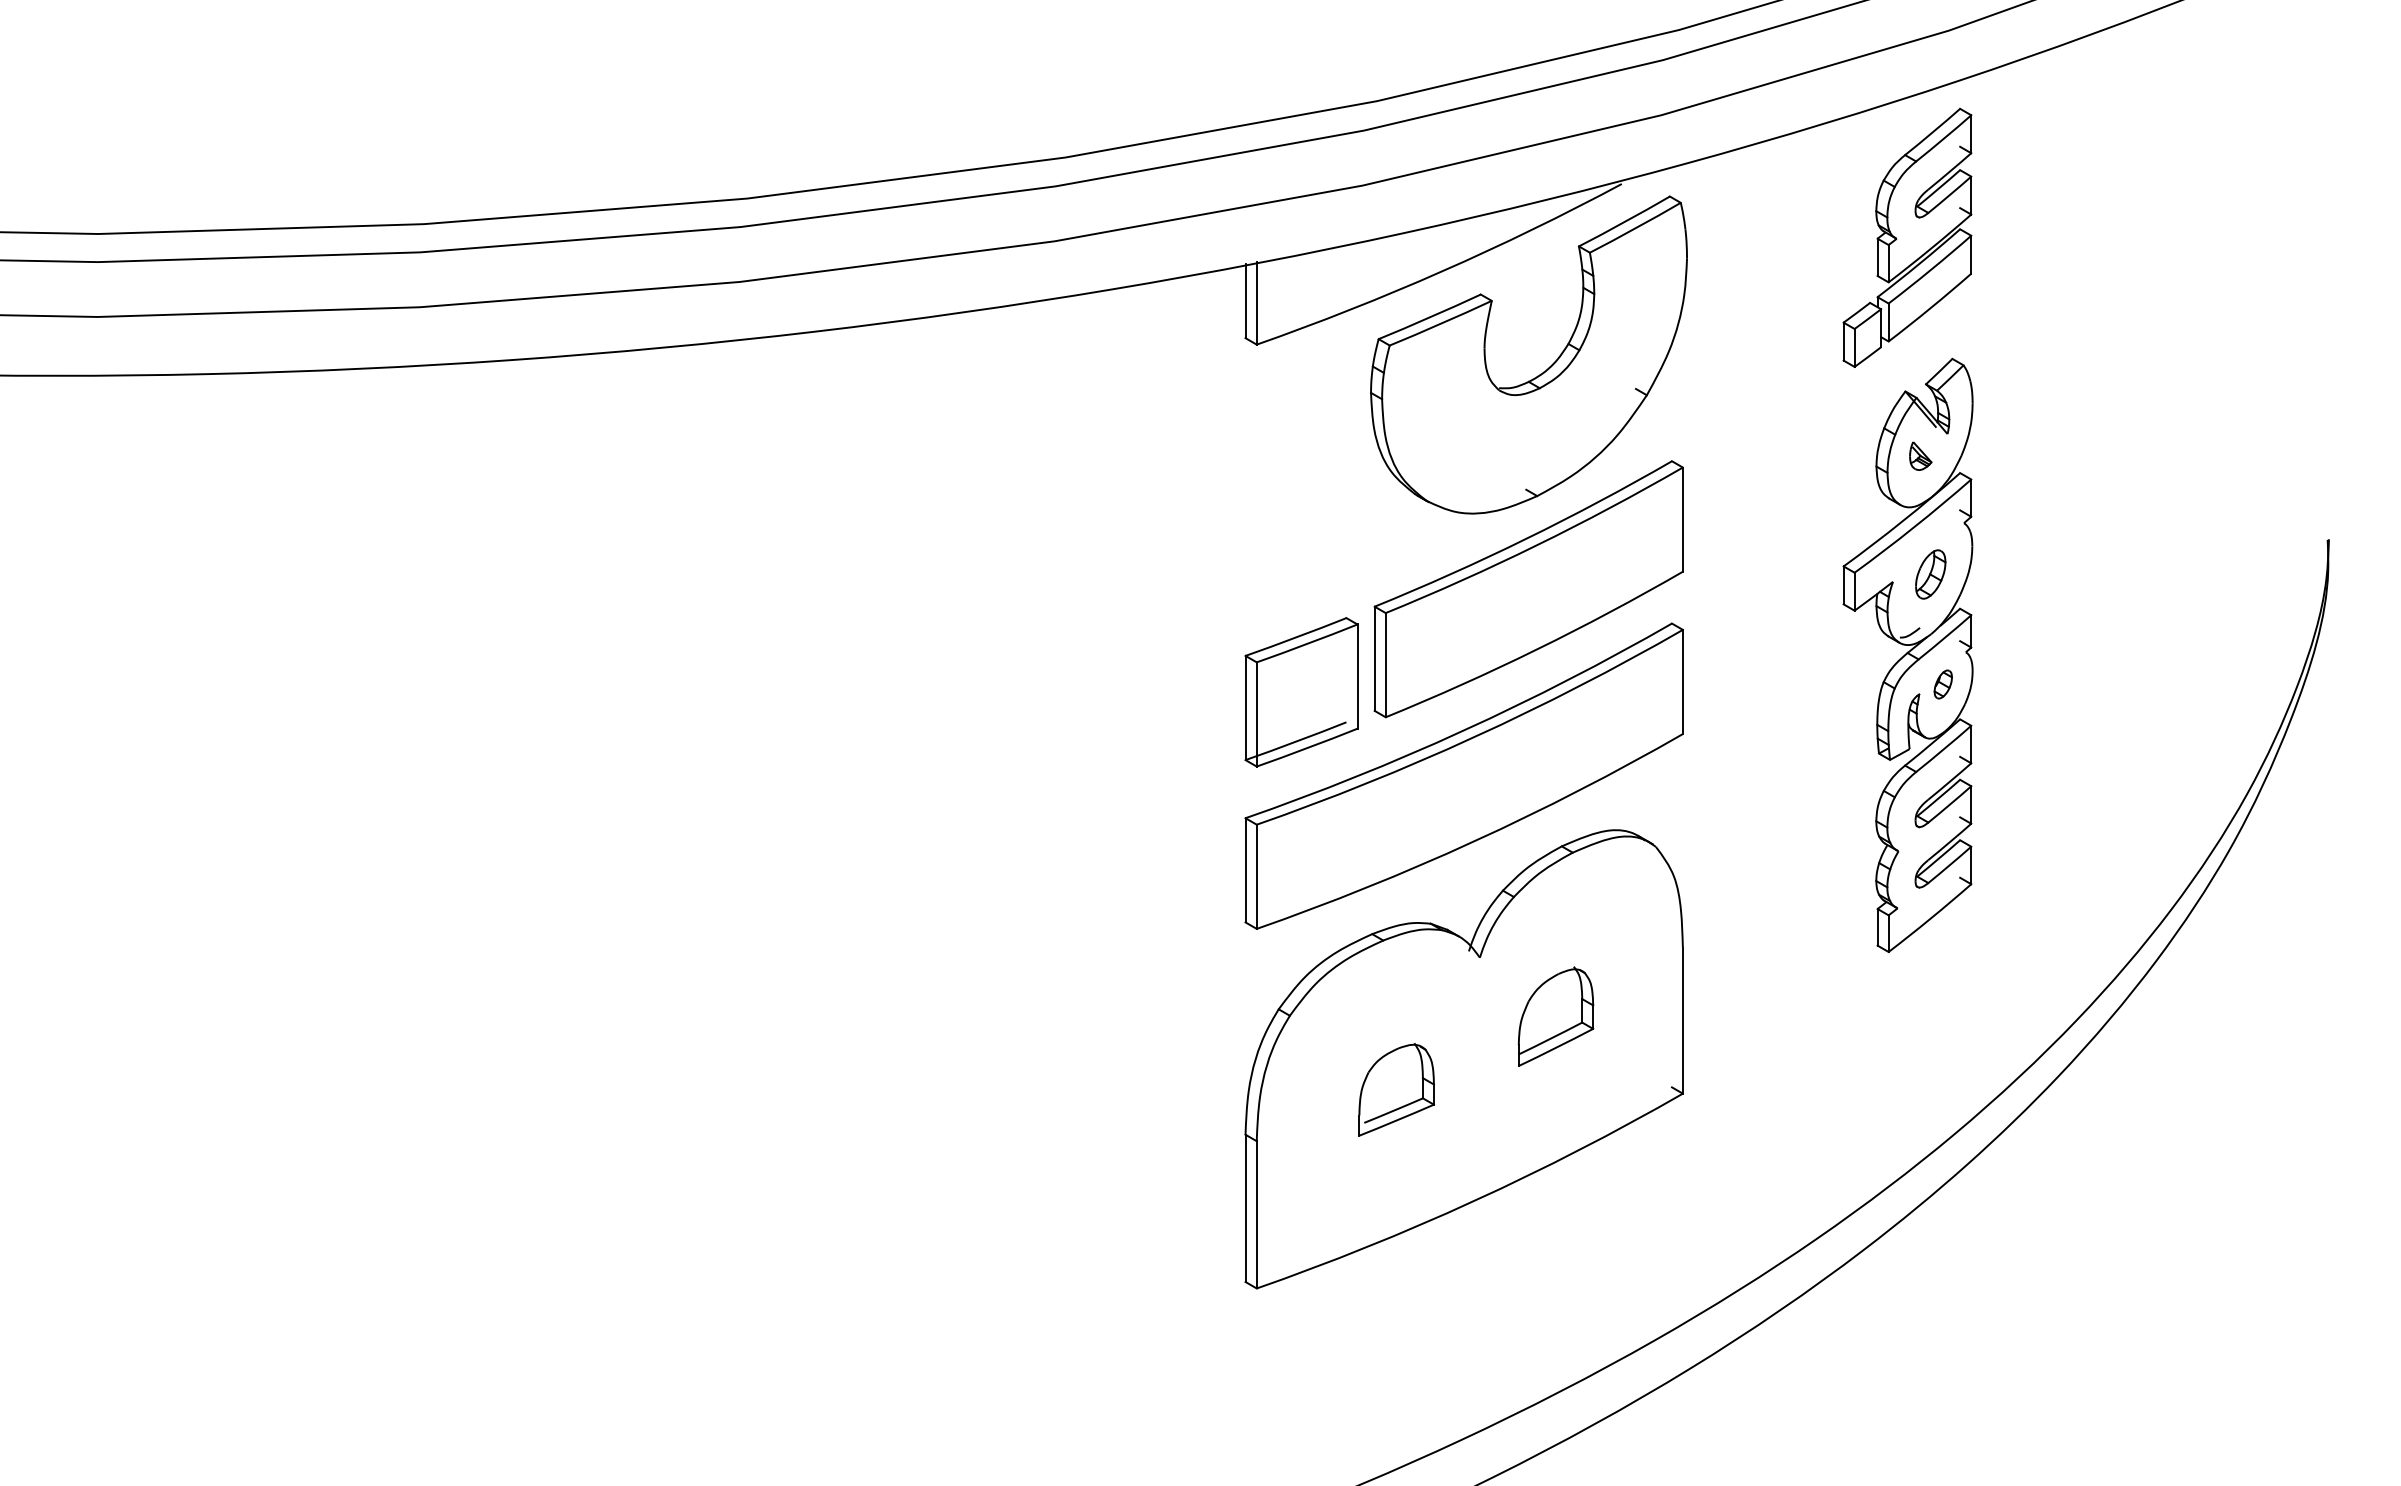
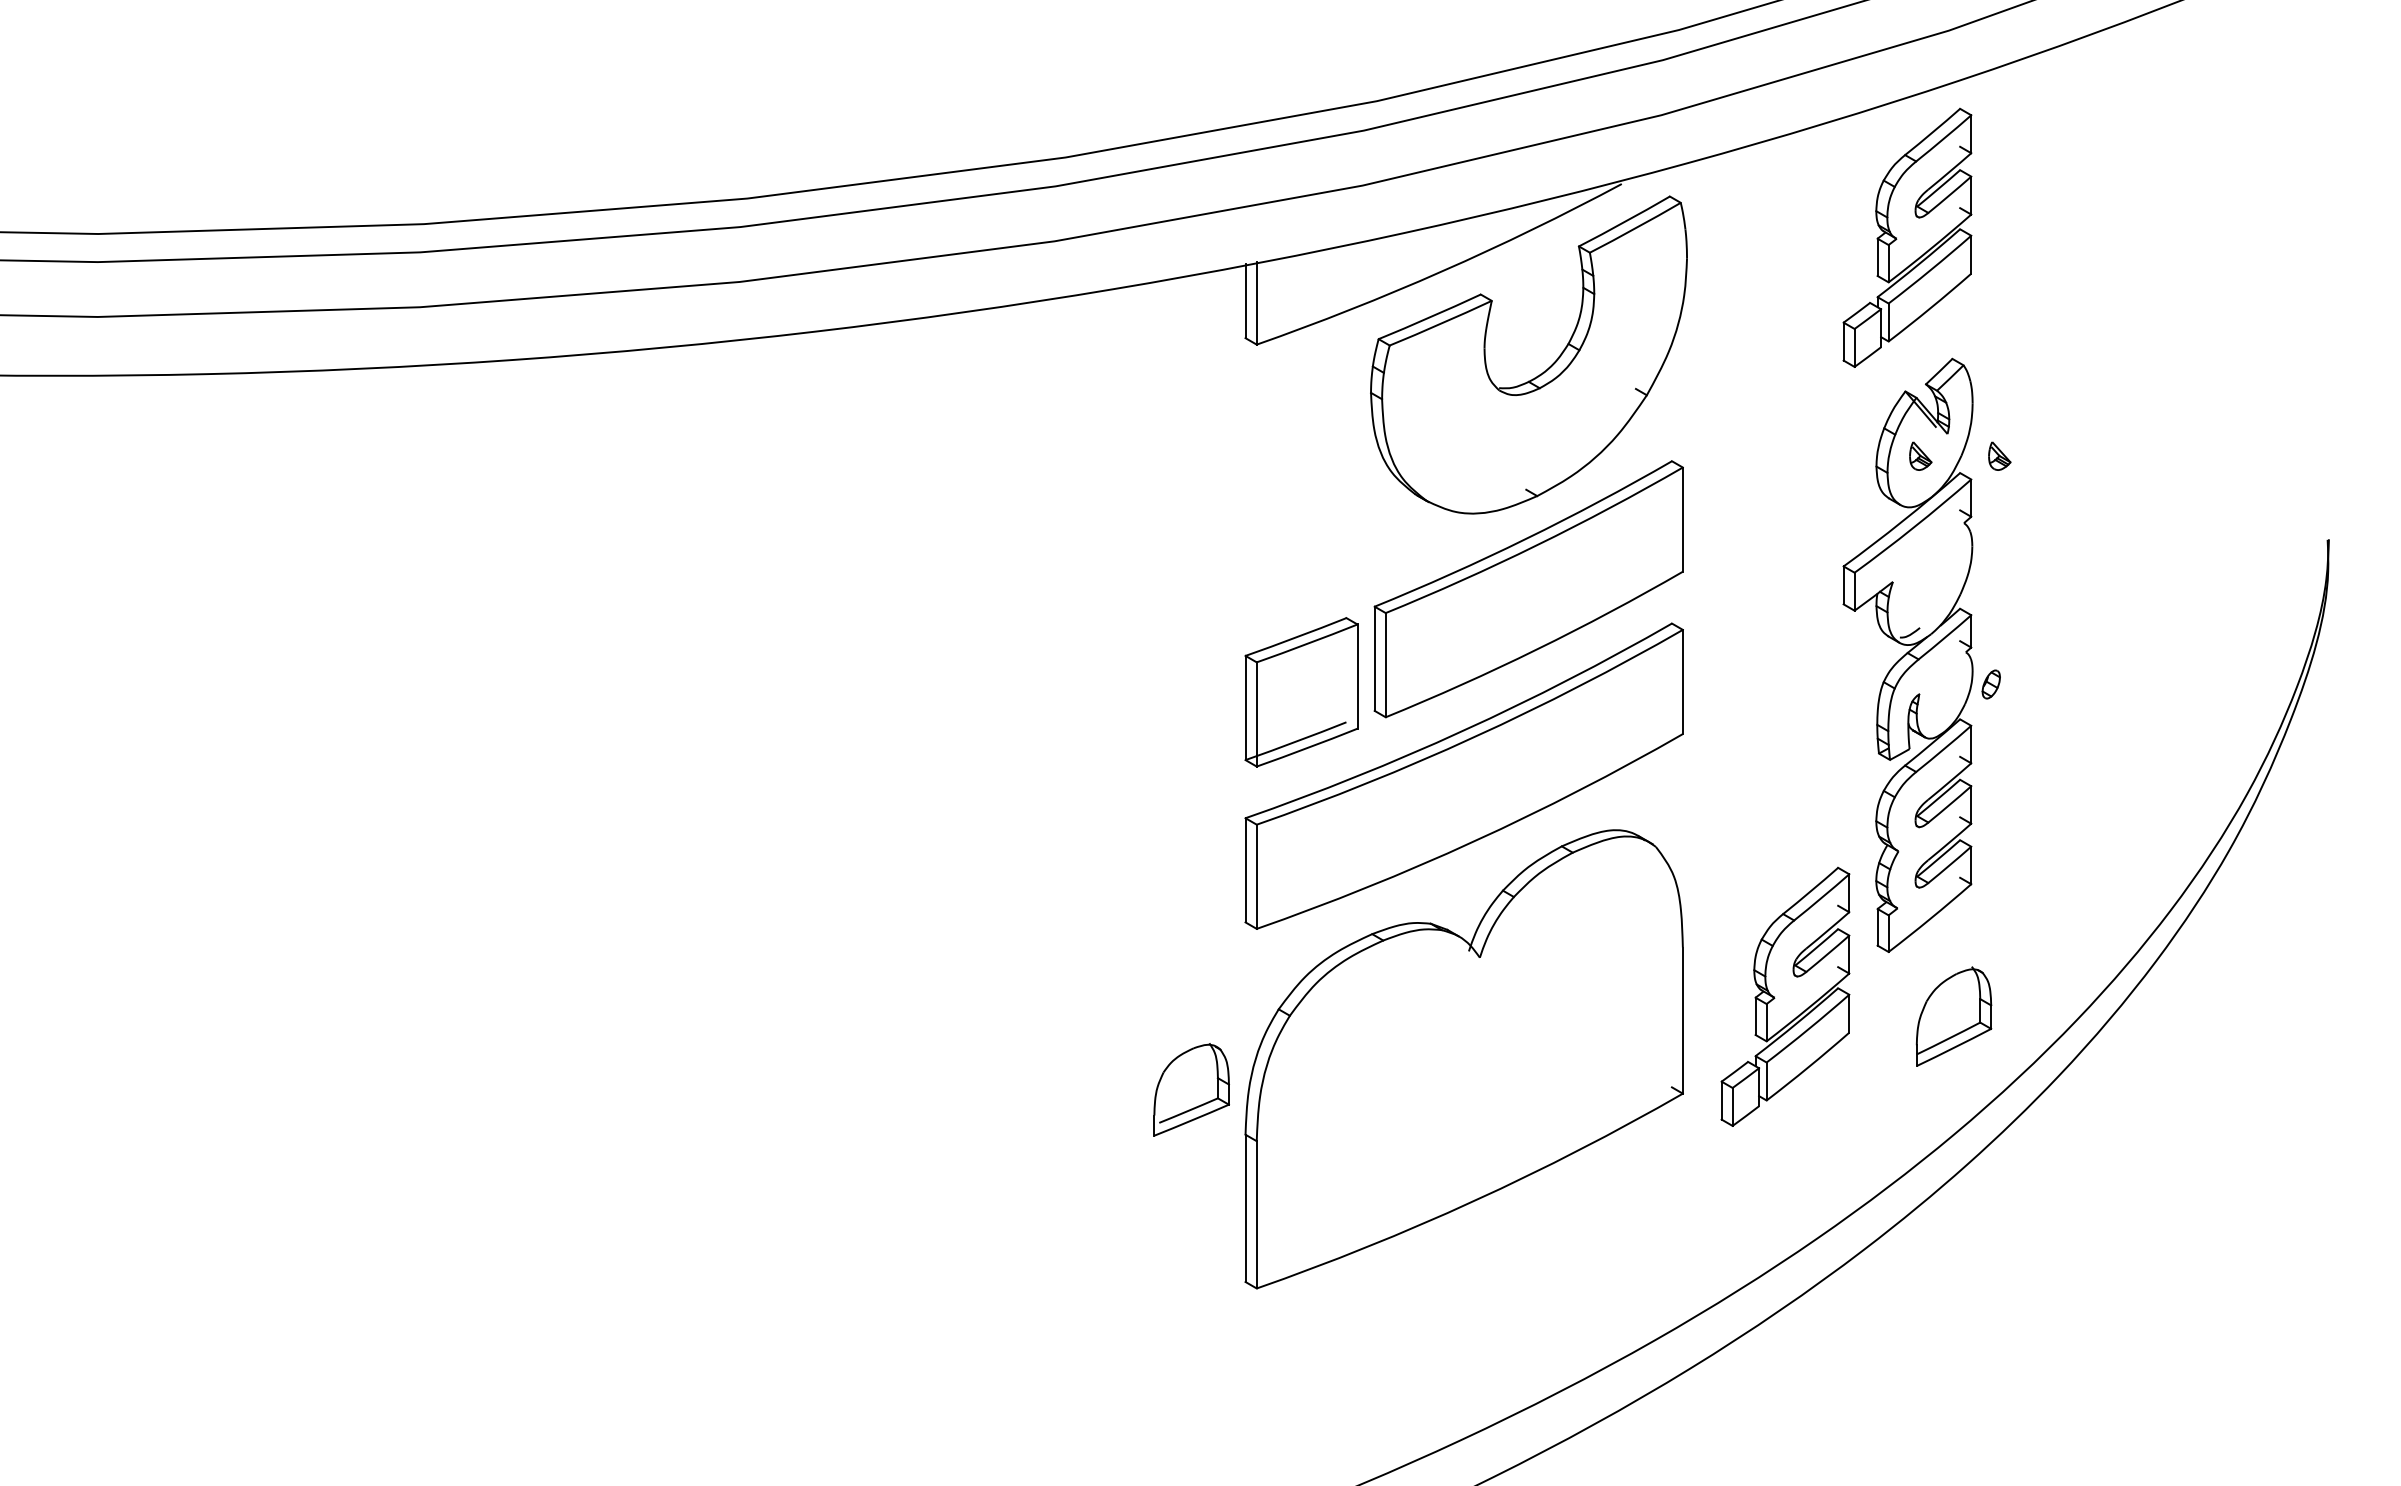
part: none -> present (1999, 455)
part: present -> none (1930, 574)
part position: (1942, 684) -> (1990, 684) (1990, 684)
part: none -> present (1785, 996)
part position: (1555, 1016) -> (1953, 1016) (1953, 1016)
part position: (1396, 1089) -> (1191, 1089) (1191, 1089)
